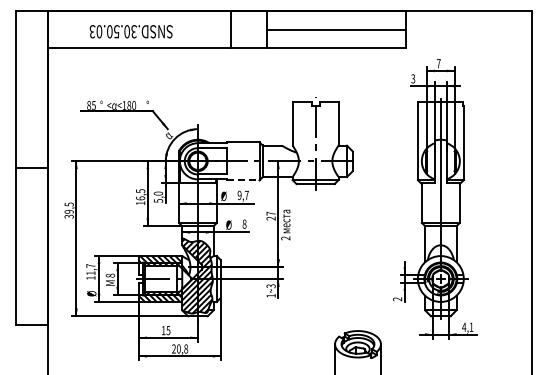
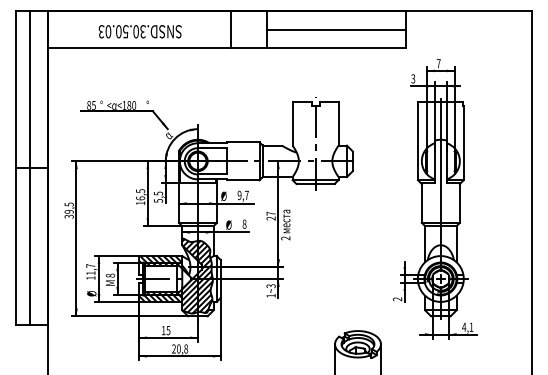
text position: (130, 31) -> (139, 31) (139, 31)
line: none -> present (29, 167)
line: dashed -> solid (243, 180)
text: 5,0 -> 5,5 (157, 193)
